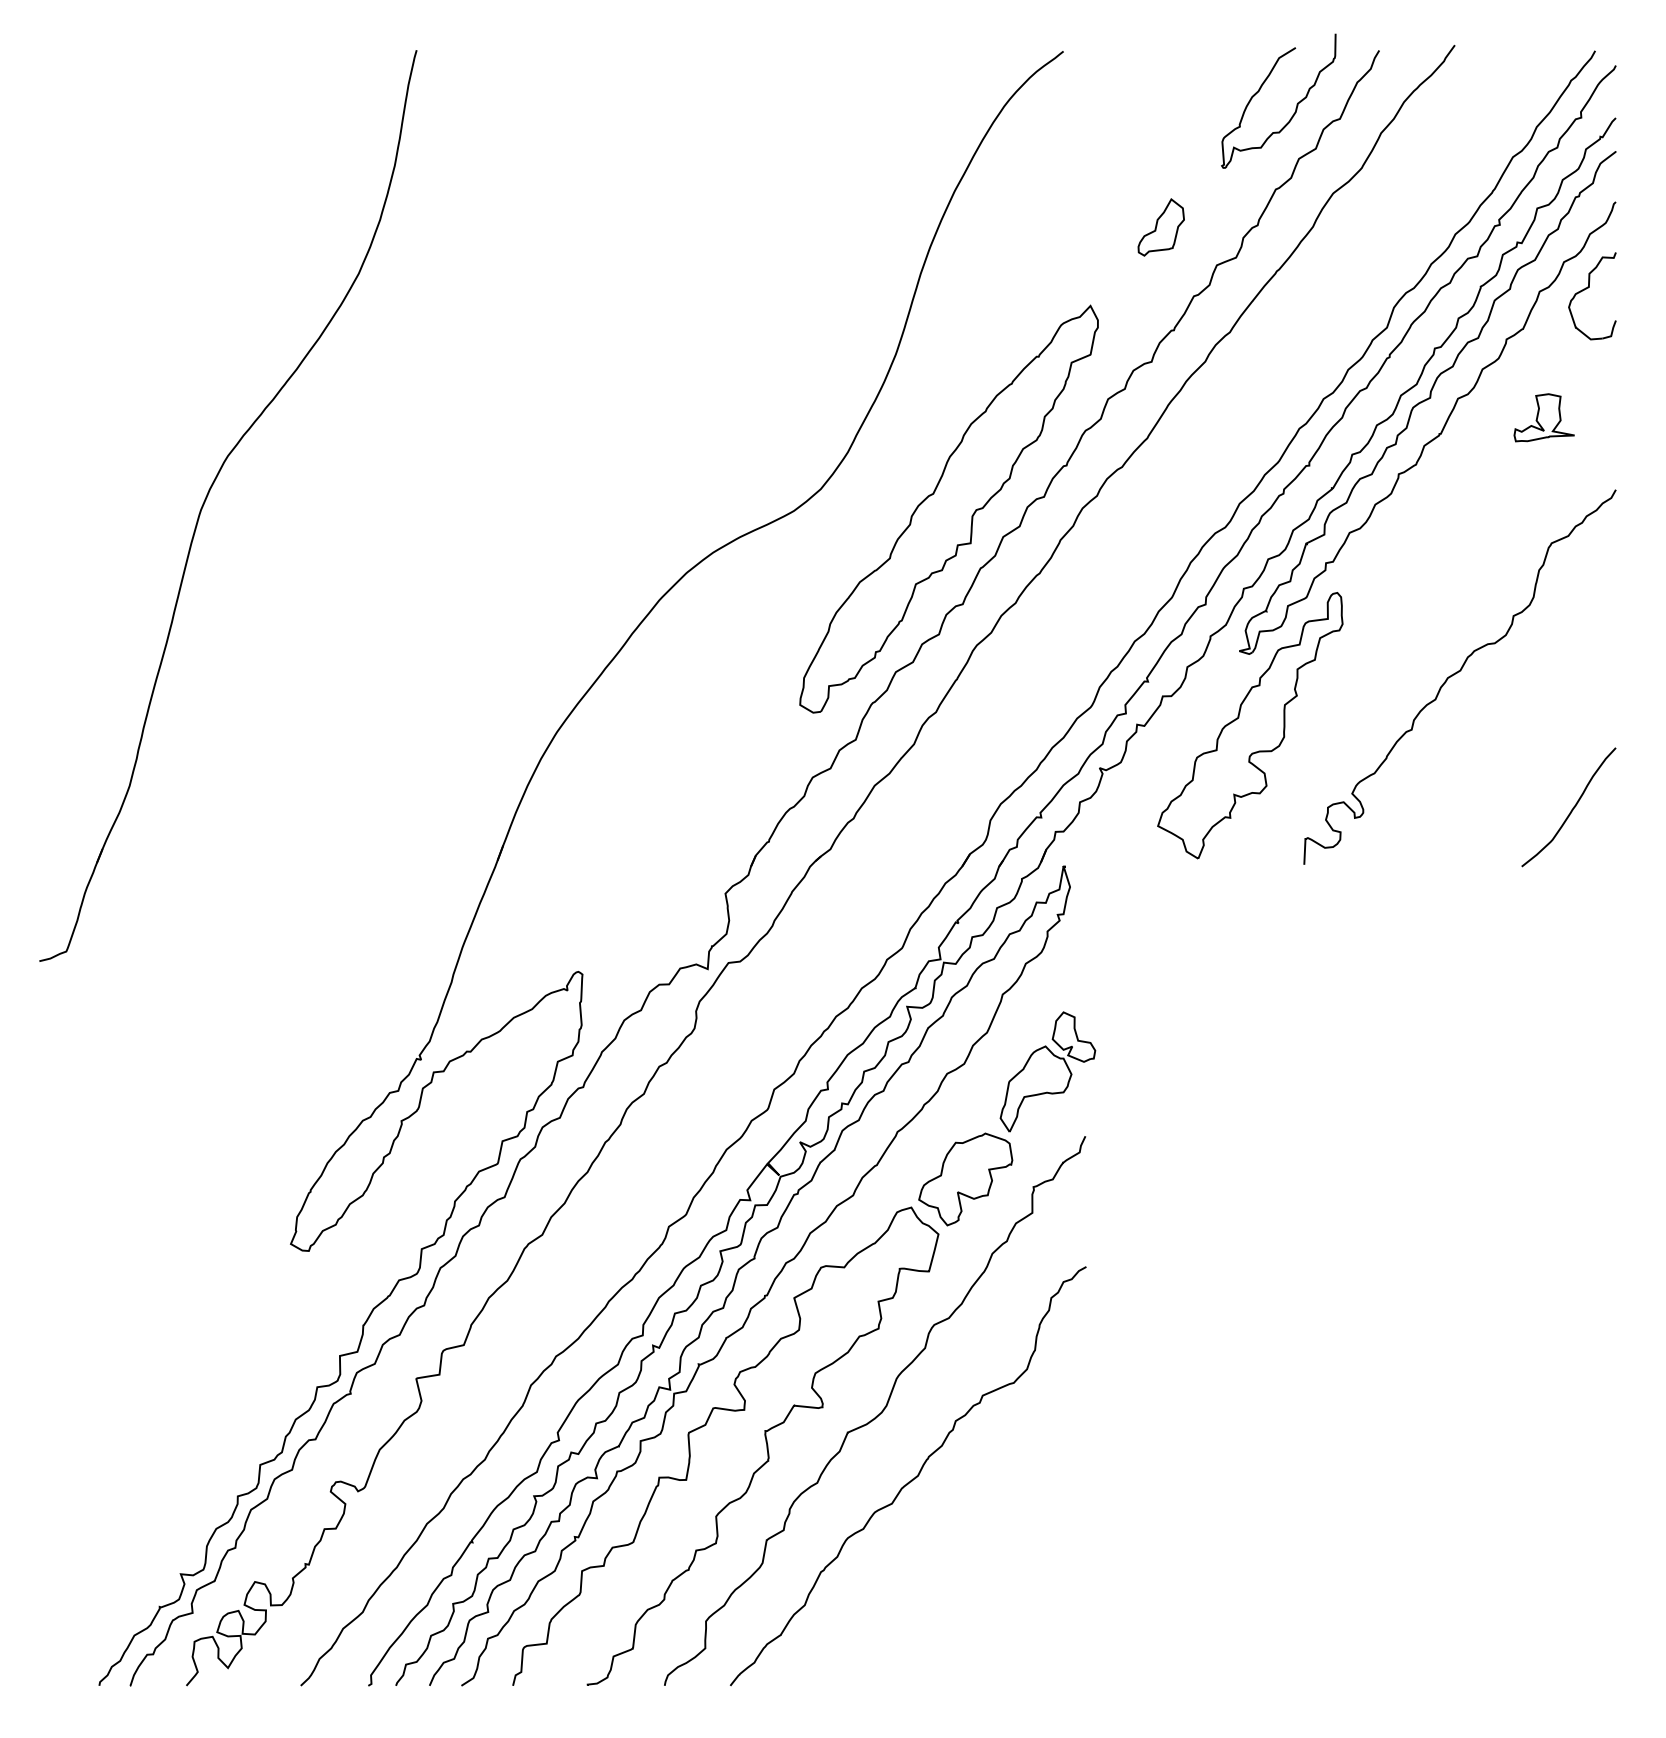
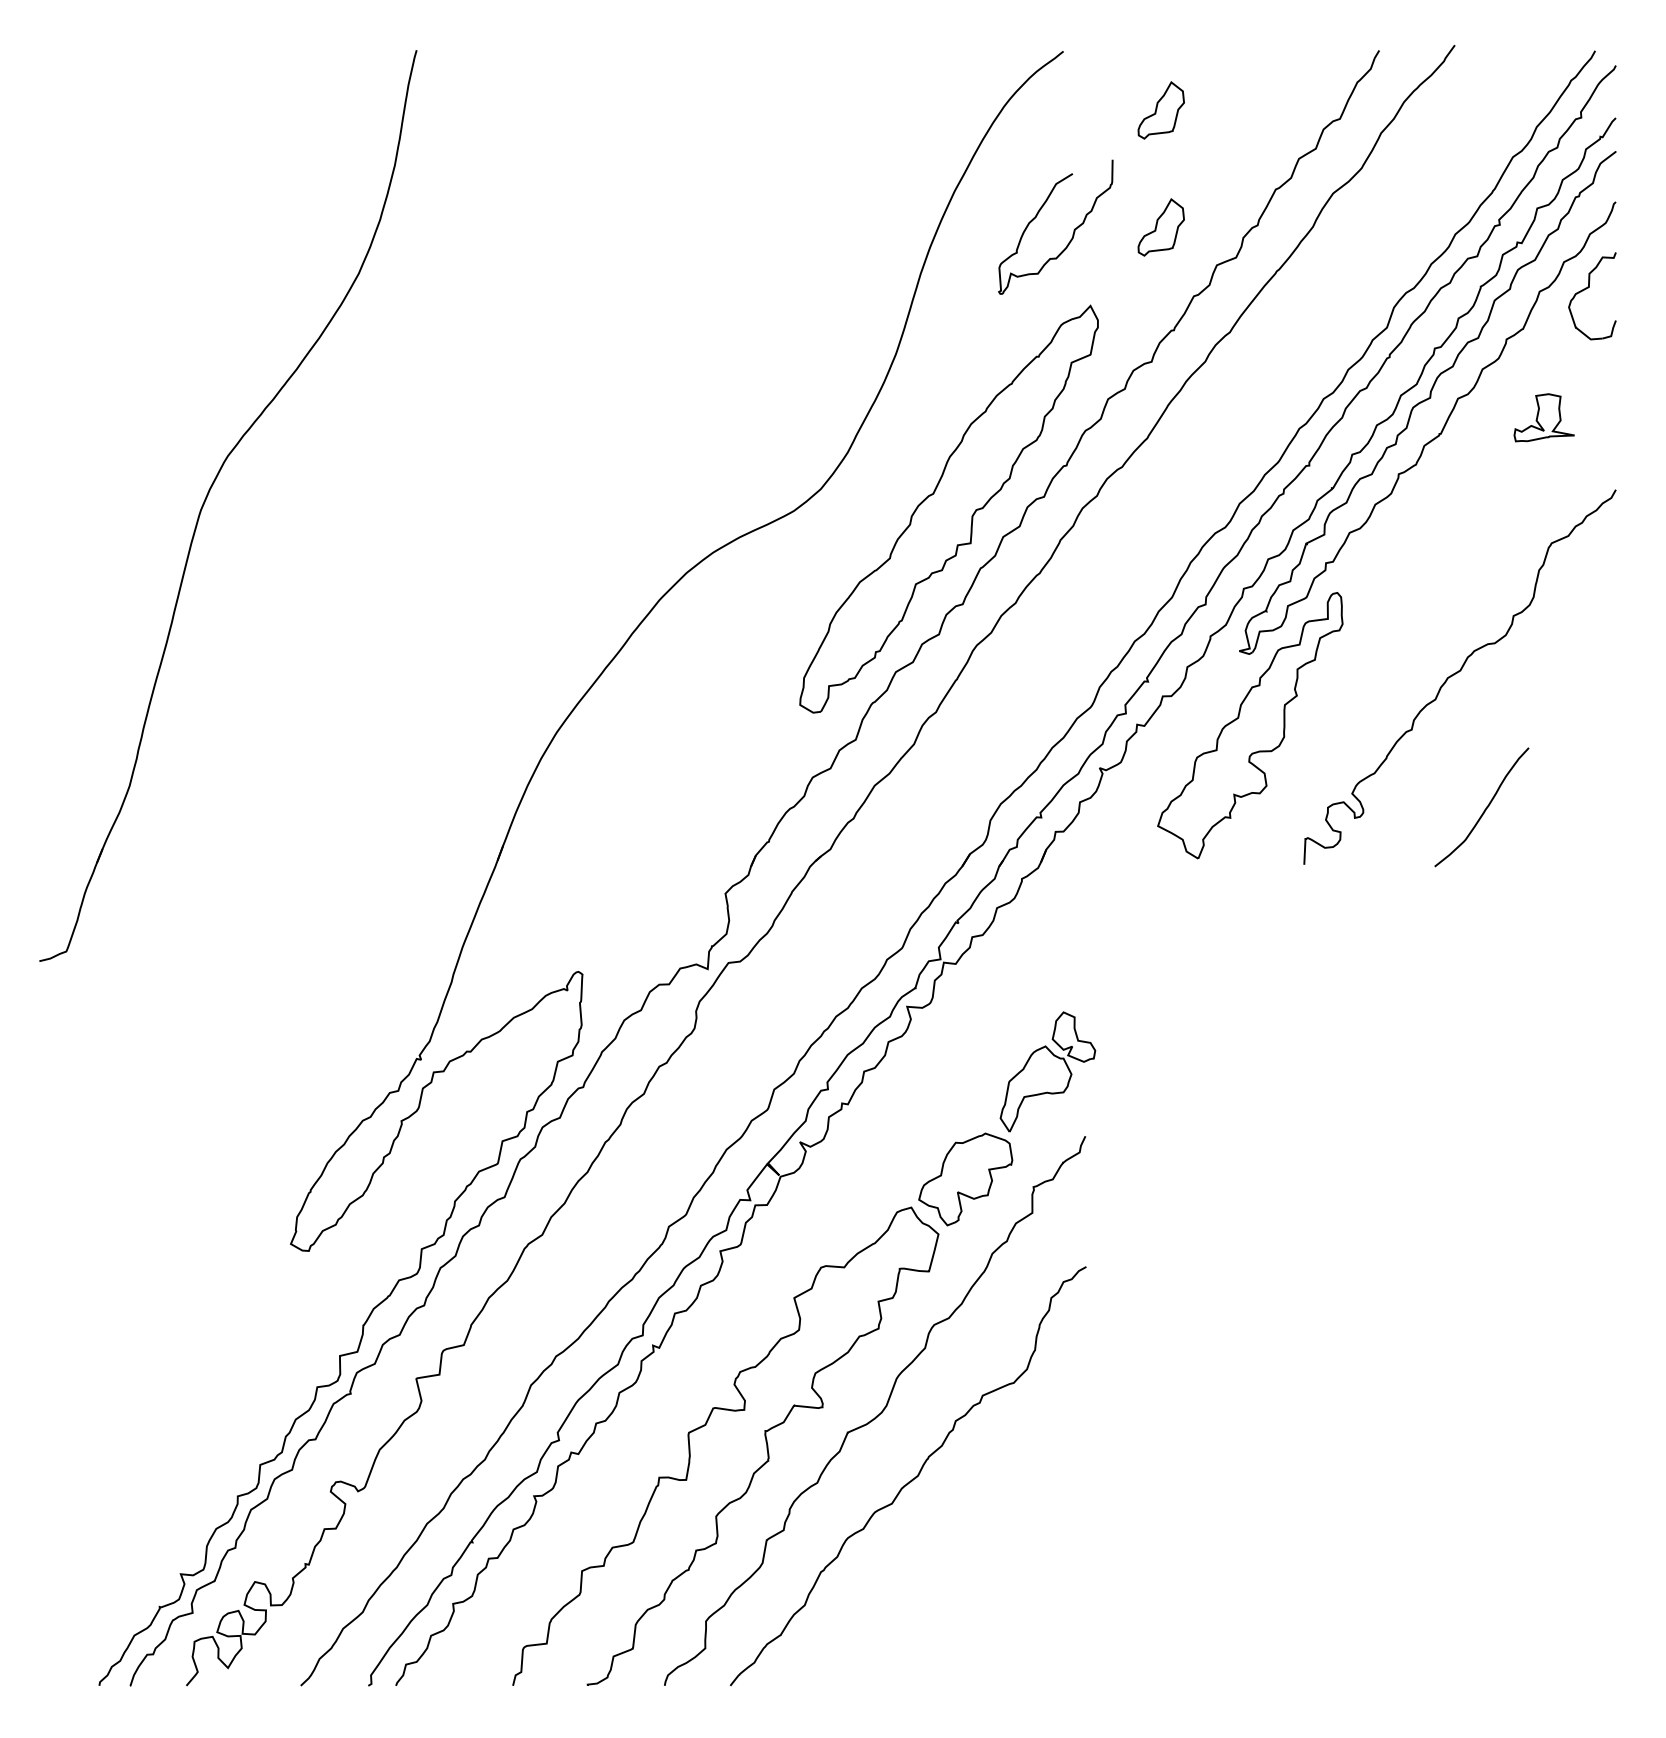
curve position: (1296, 104) -> (1073, 230) (1073, 230)
part: none -> present (1160, 110)
curve position: (1571, 809) -> (1484, 809) (1484, 809)
curve: present -> none (743, 1267)
